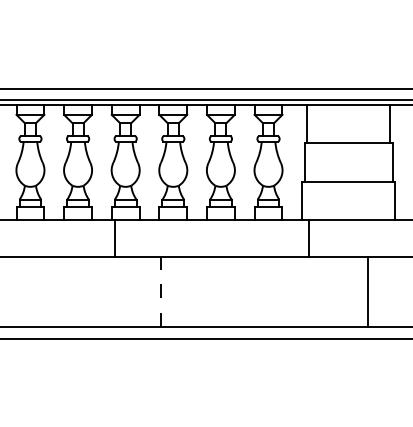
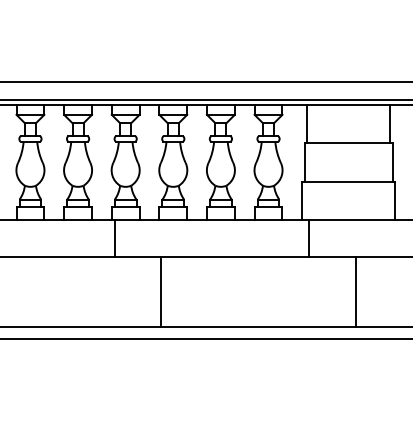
line position: (205, 88) -> (205, 81) (205, 81)
line position: (367, 291) -> (355, 291) (355, 291)
line: dashed -> solid (161, 292)
